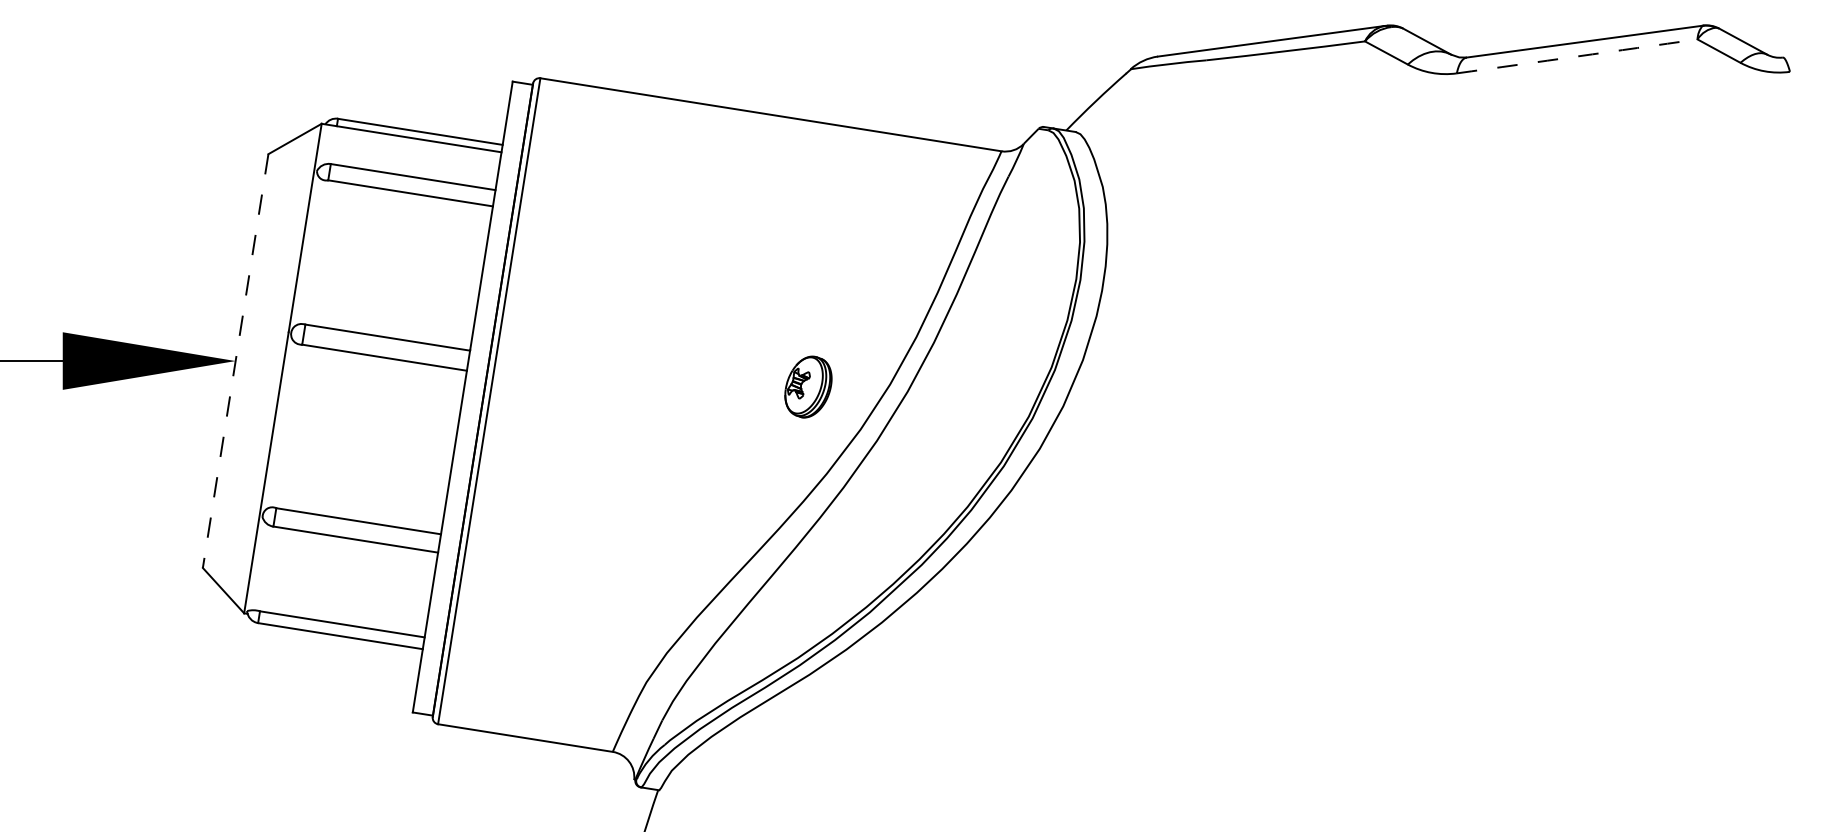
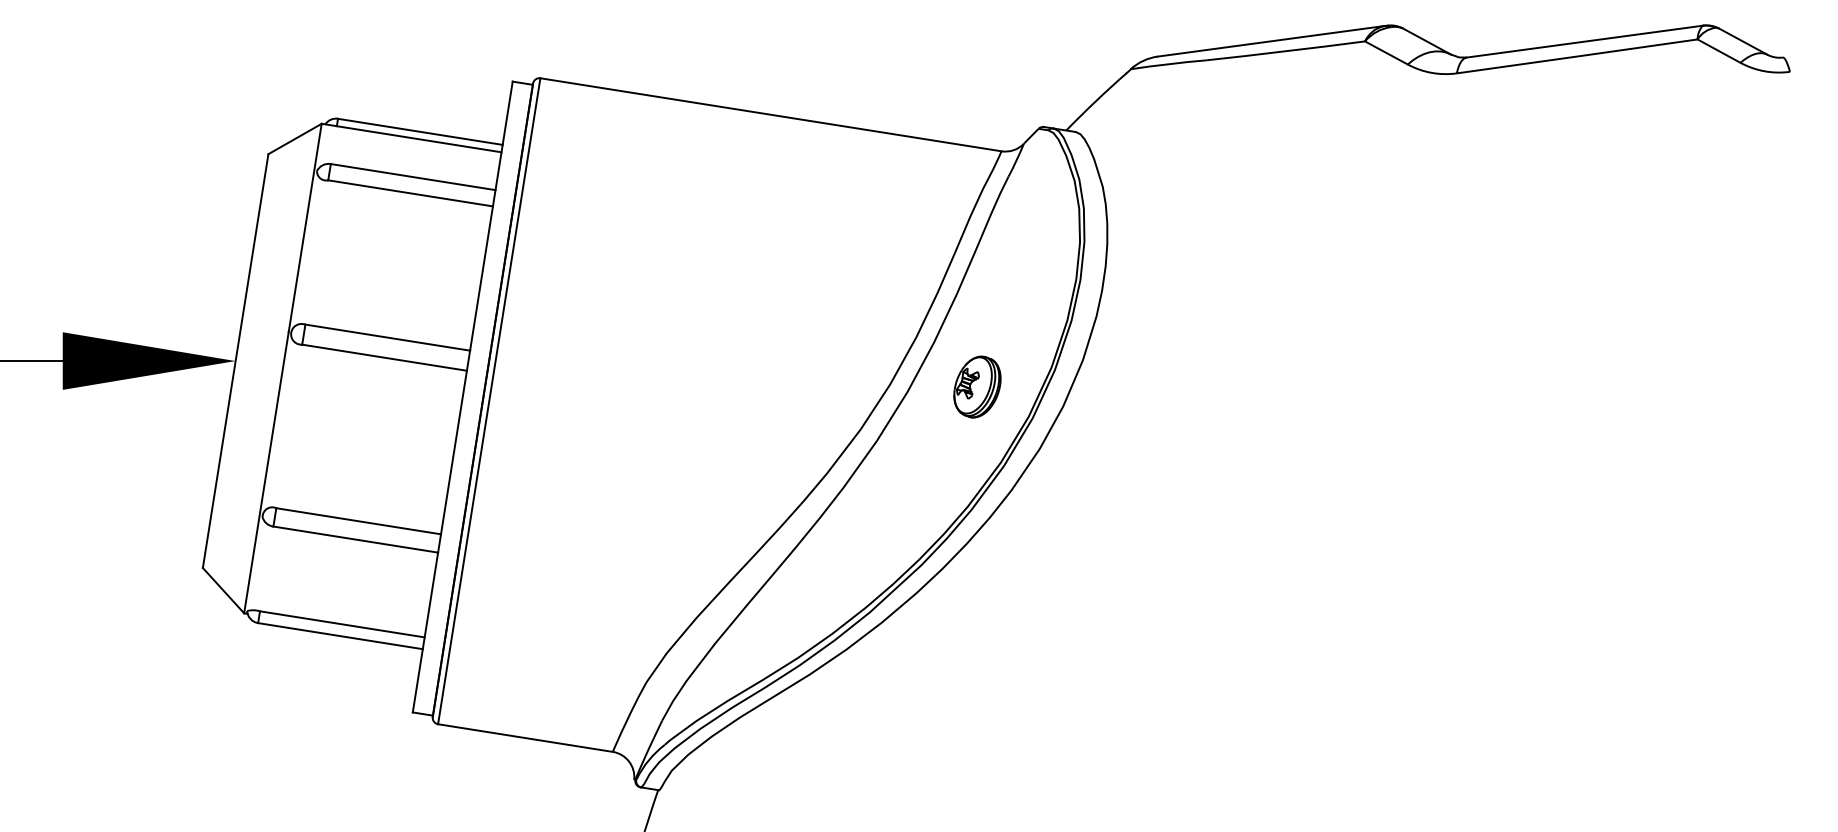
arc: dashed -> solid (1577, 56)
line: dashed -> solid (235, 361)
part position: (808, 386) -> (977, 386) (977, 386)
